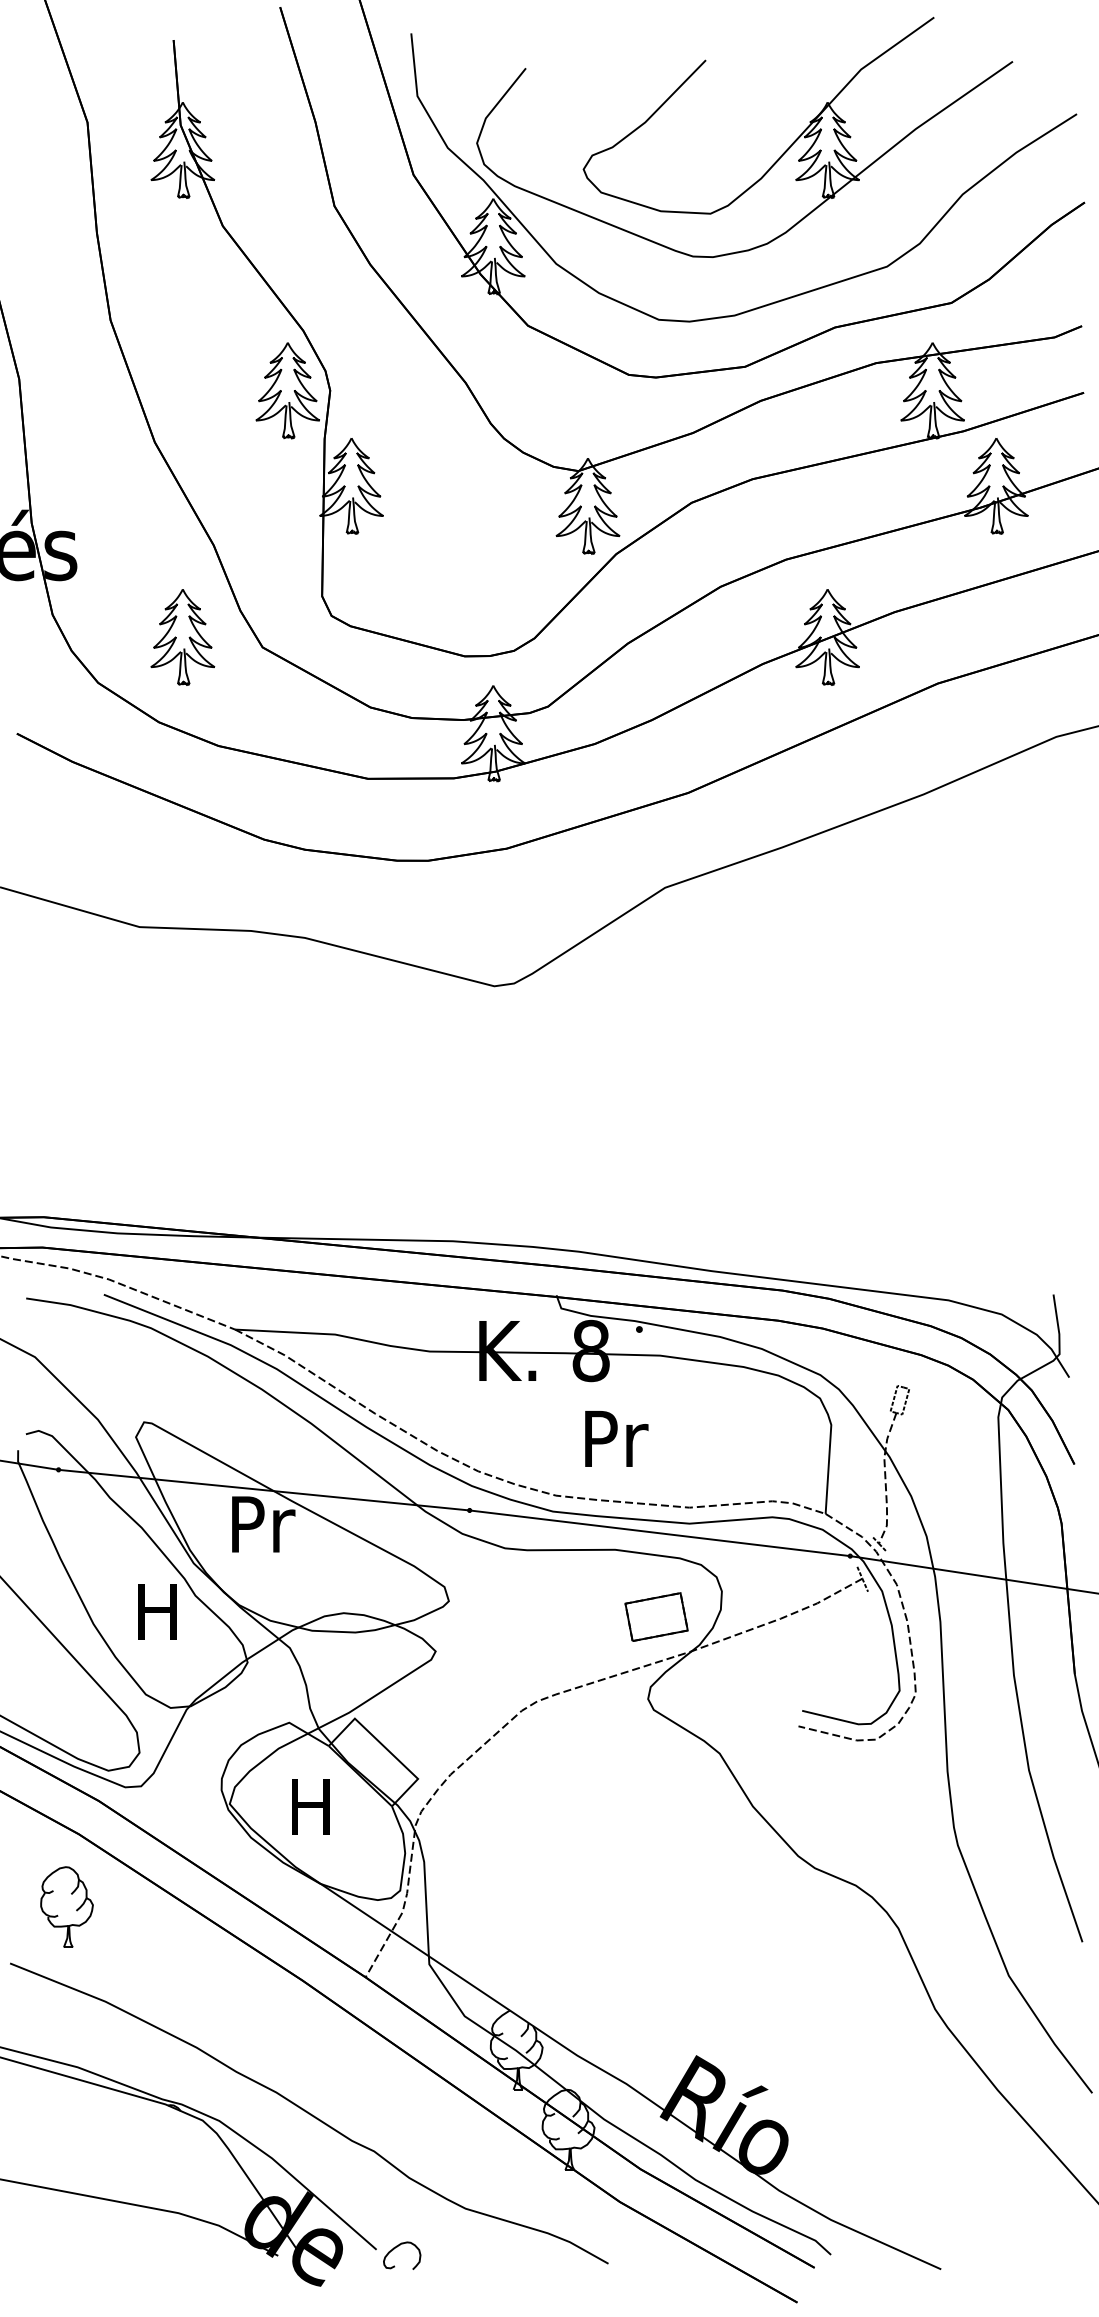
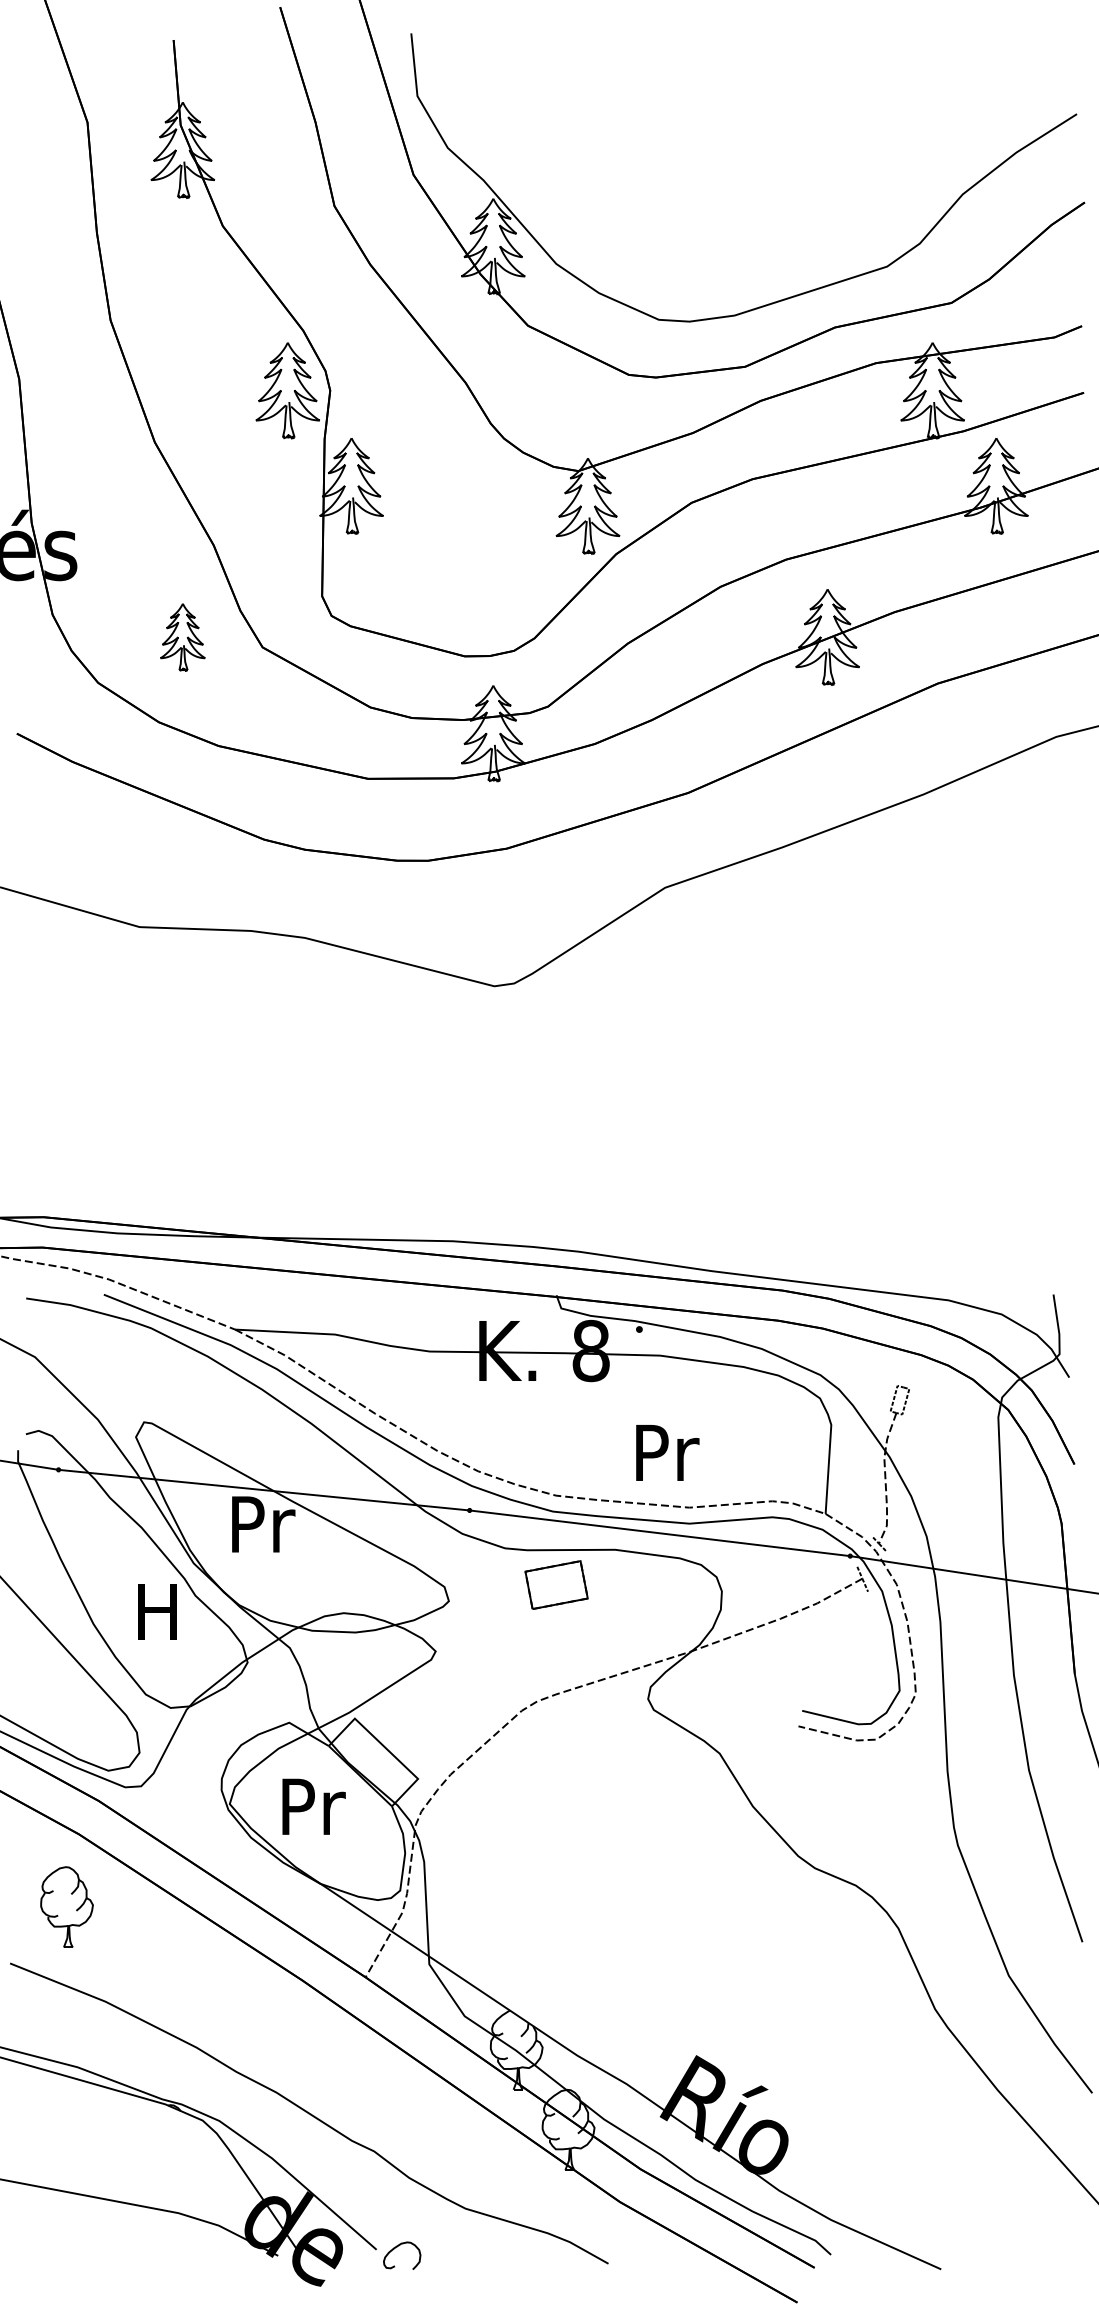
part: present -> none (772, 164)
part size: 66x97 px -> 46x69 px (182, 637)
text position: (616, 1438) -> (667, 1452) (667, 1452)
part position: (656, 1616) -> (556, 1584) (556, 1584)
text: H -> Pr (313, 1806)
